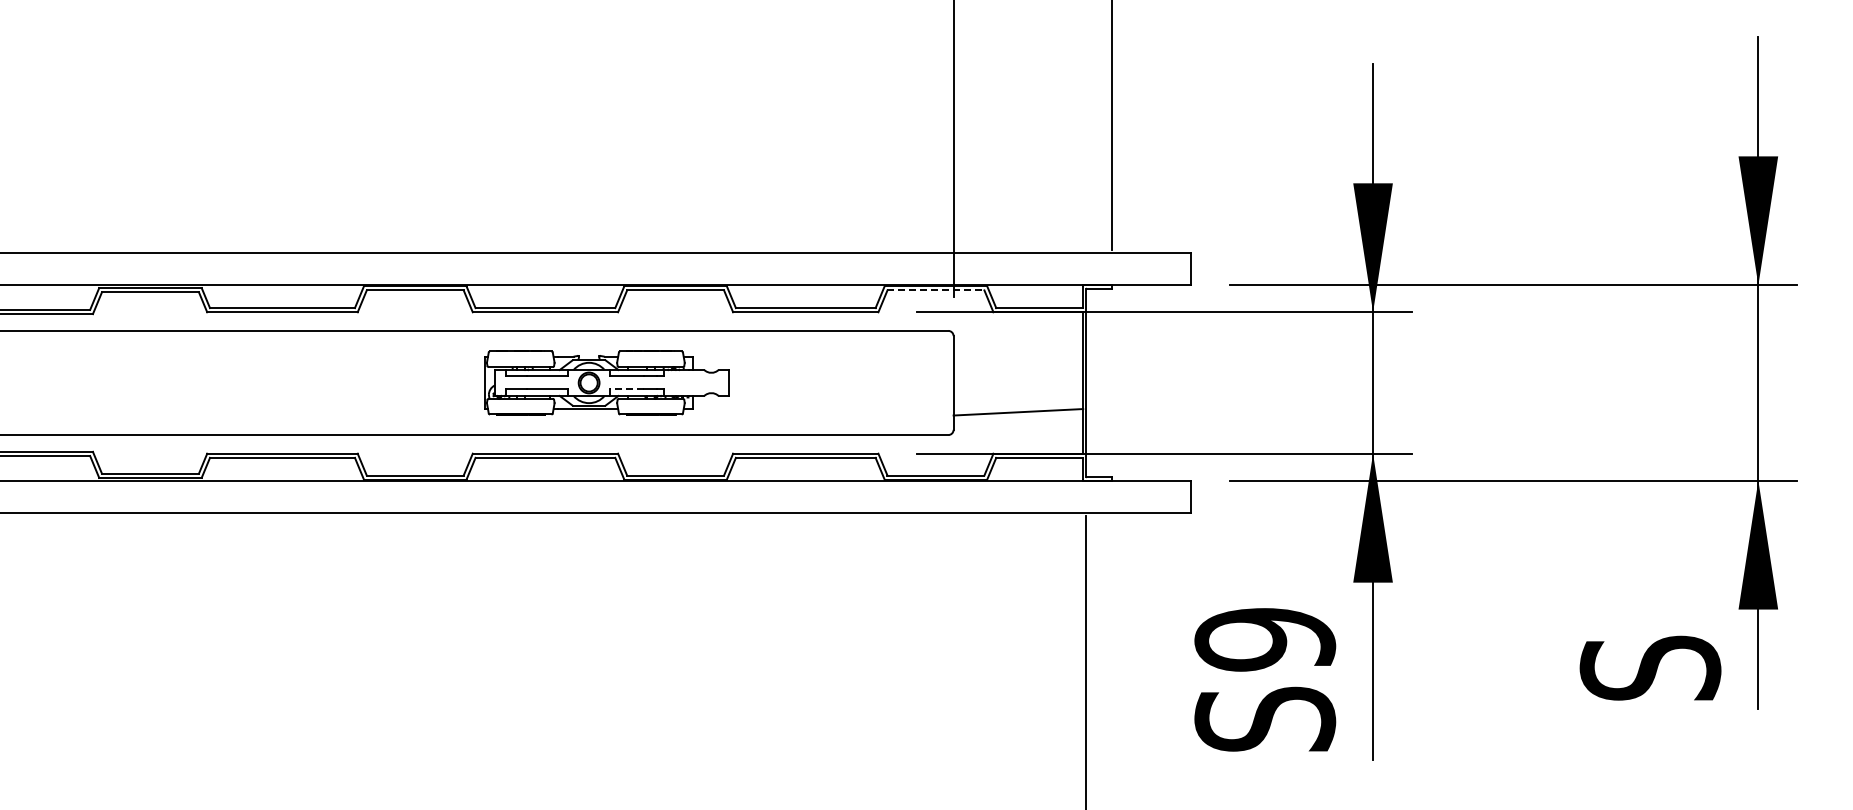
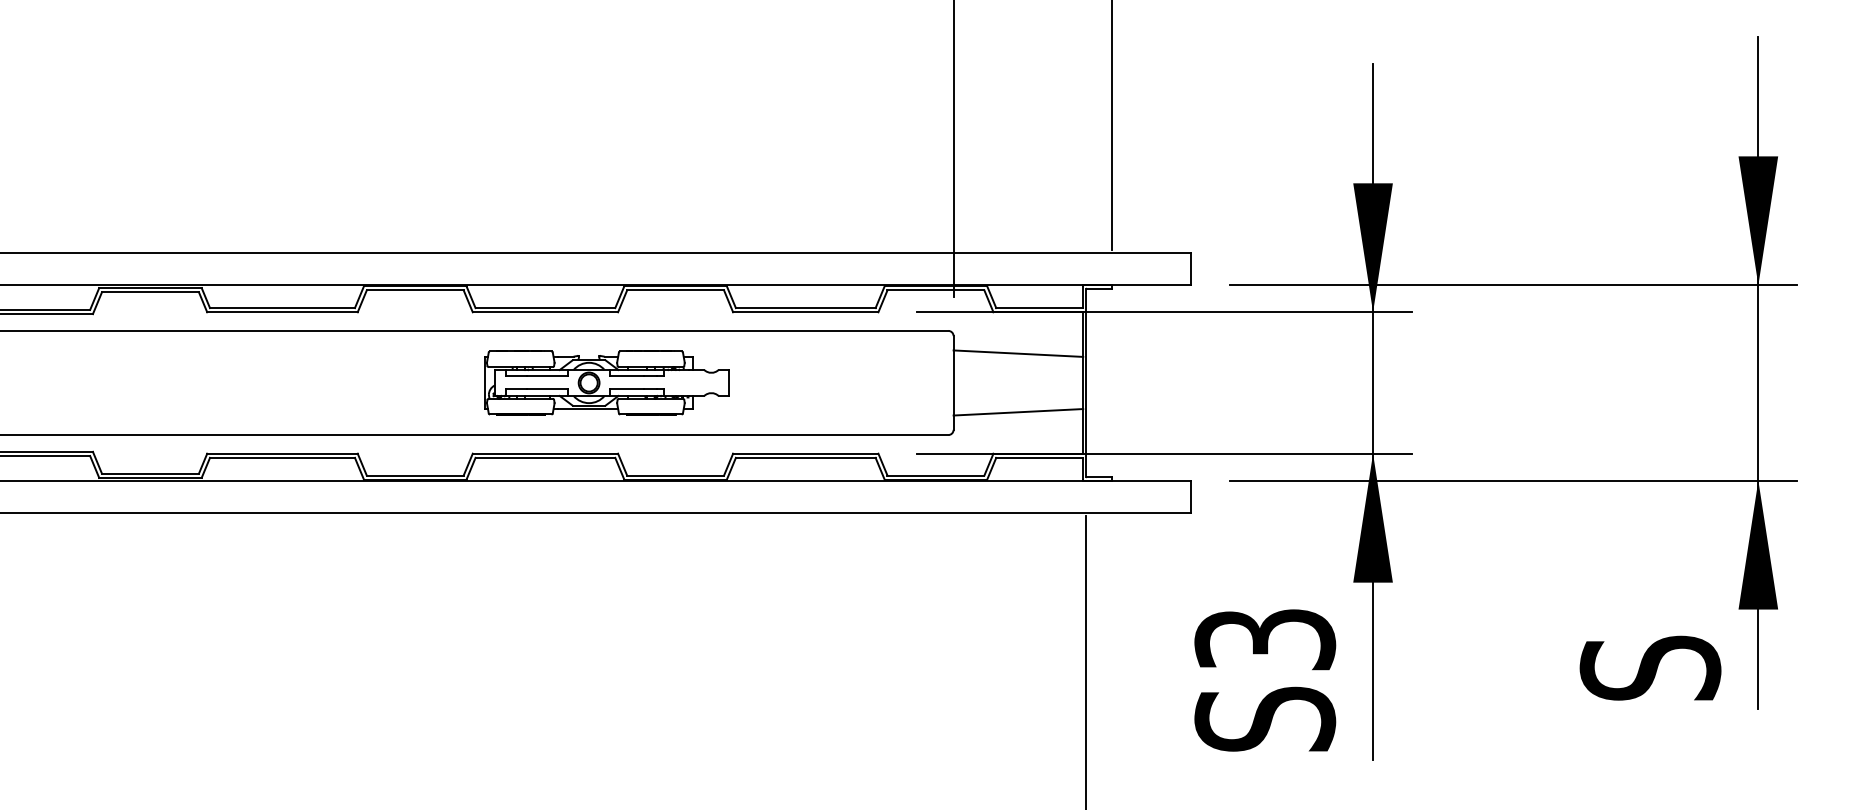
line: dashed -> solid (936, 290)
line: none -> present (1018, 353)
line: dashed -> solid (626, 389)
text: S9 -> S3 (1265, 639)
